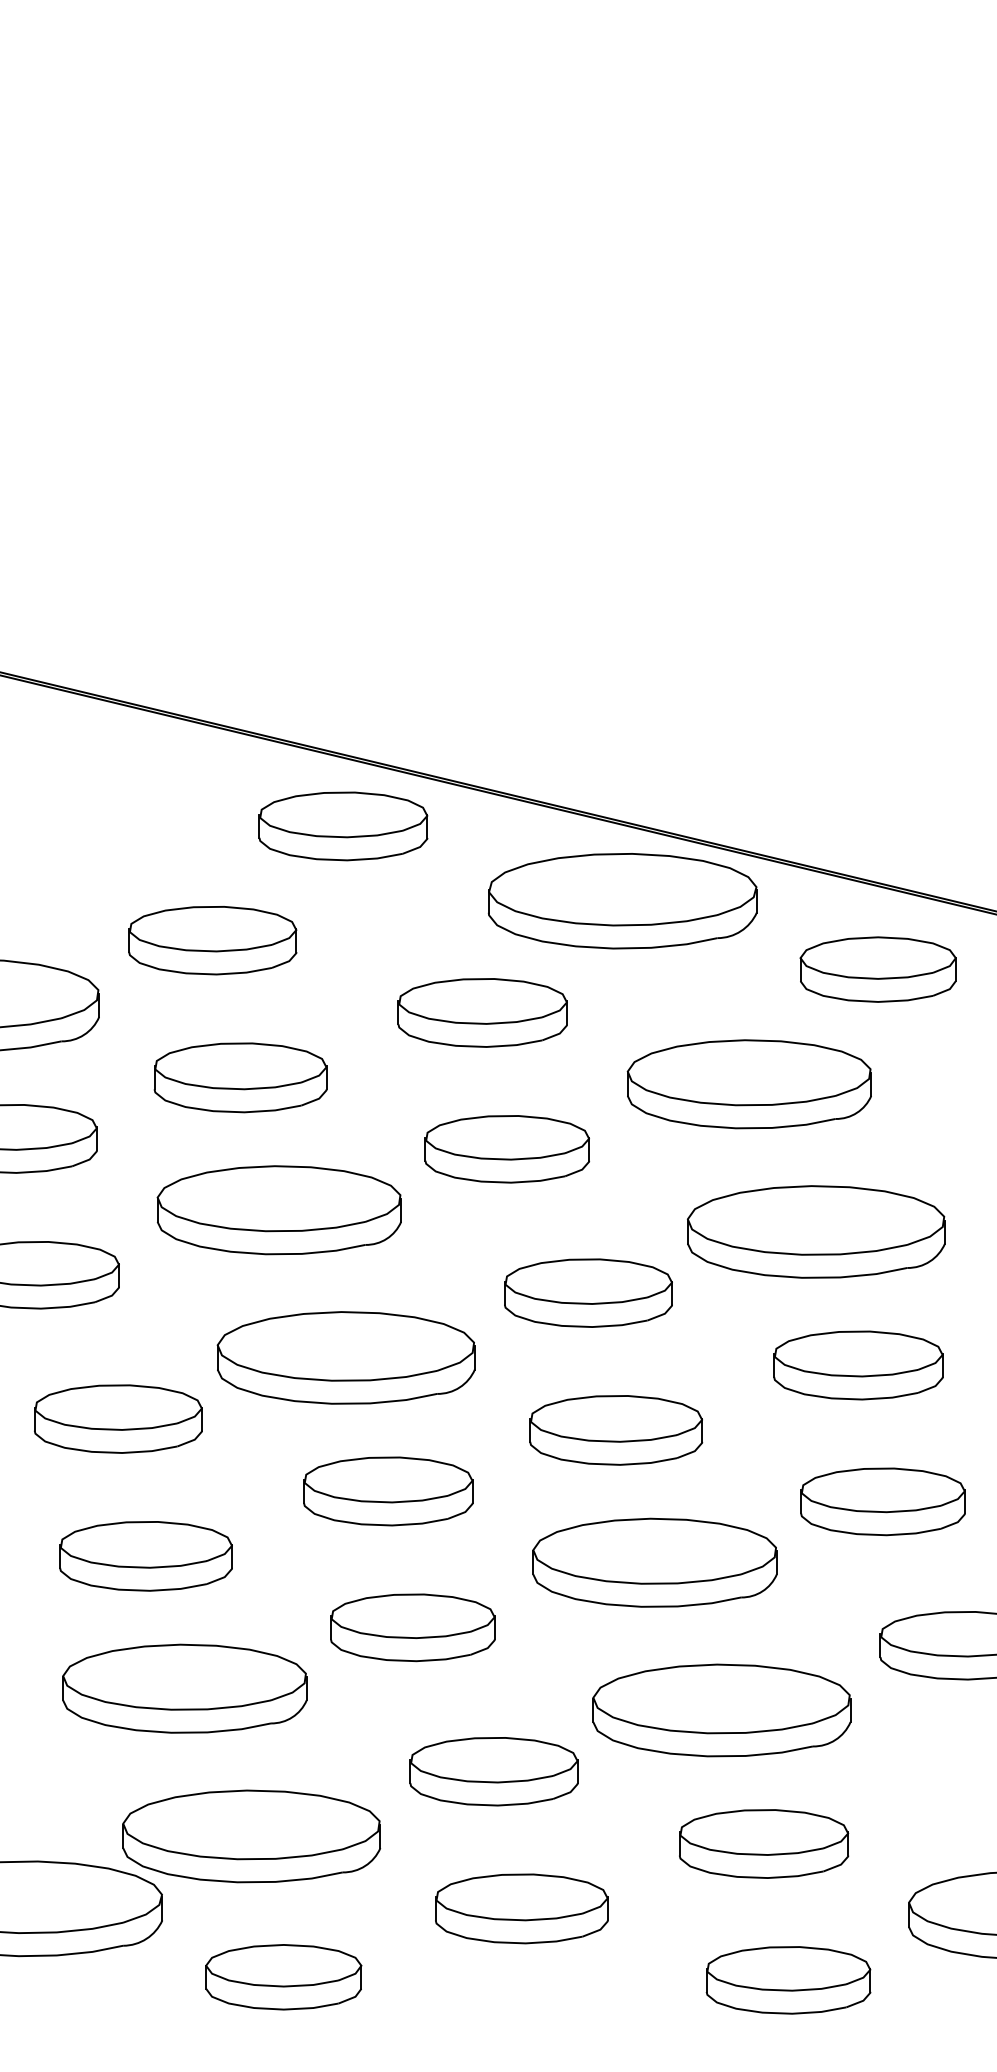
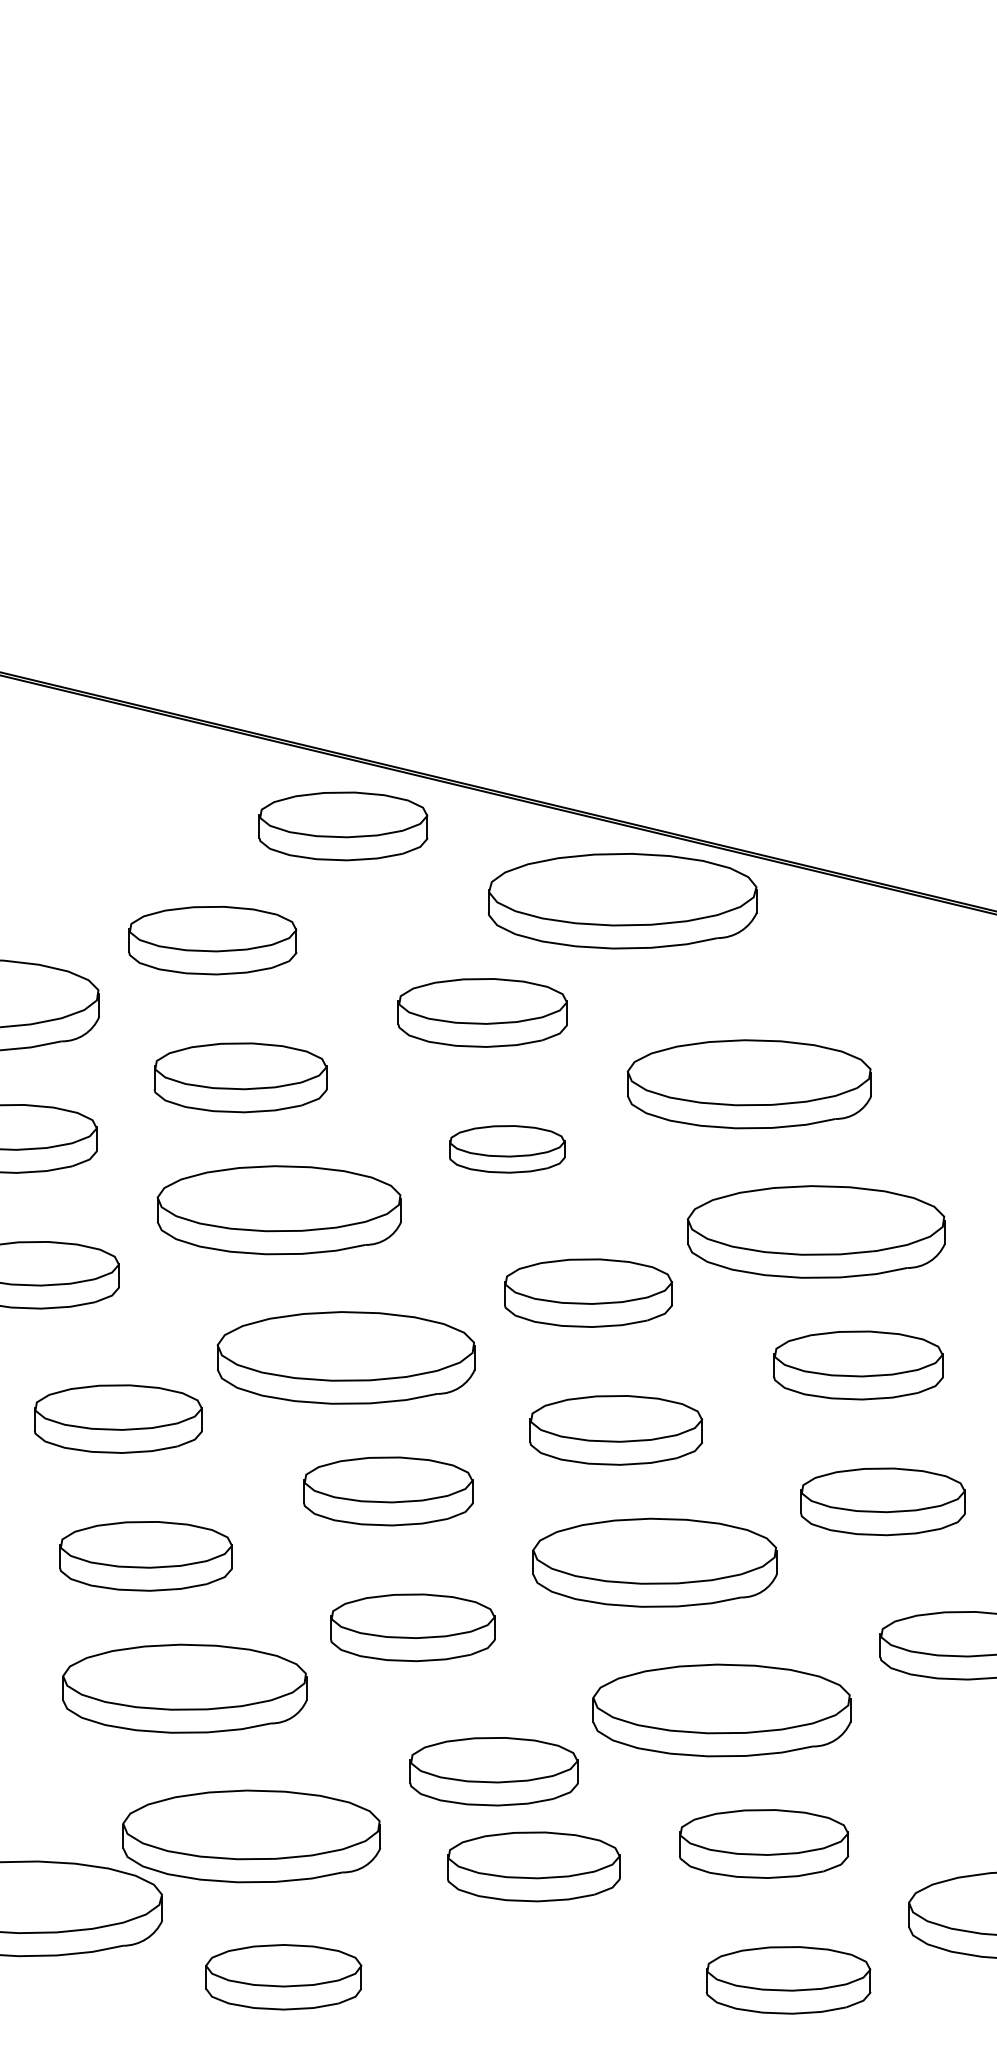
part: present -> none (877, 969)
part size: 166x69 px -> 117x49 px (507, 1149)
part position: (521, 1908) -> (533, 1866) (533, 1866)
